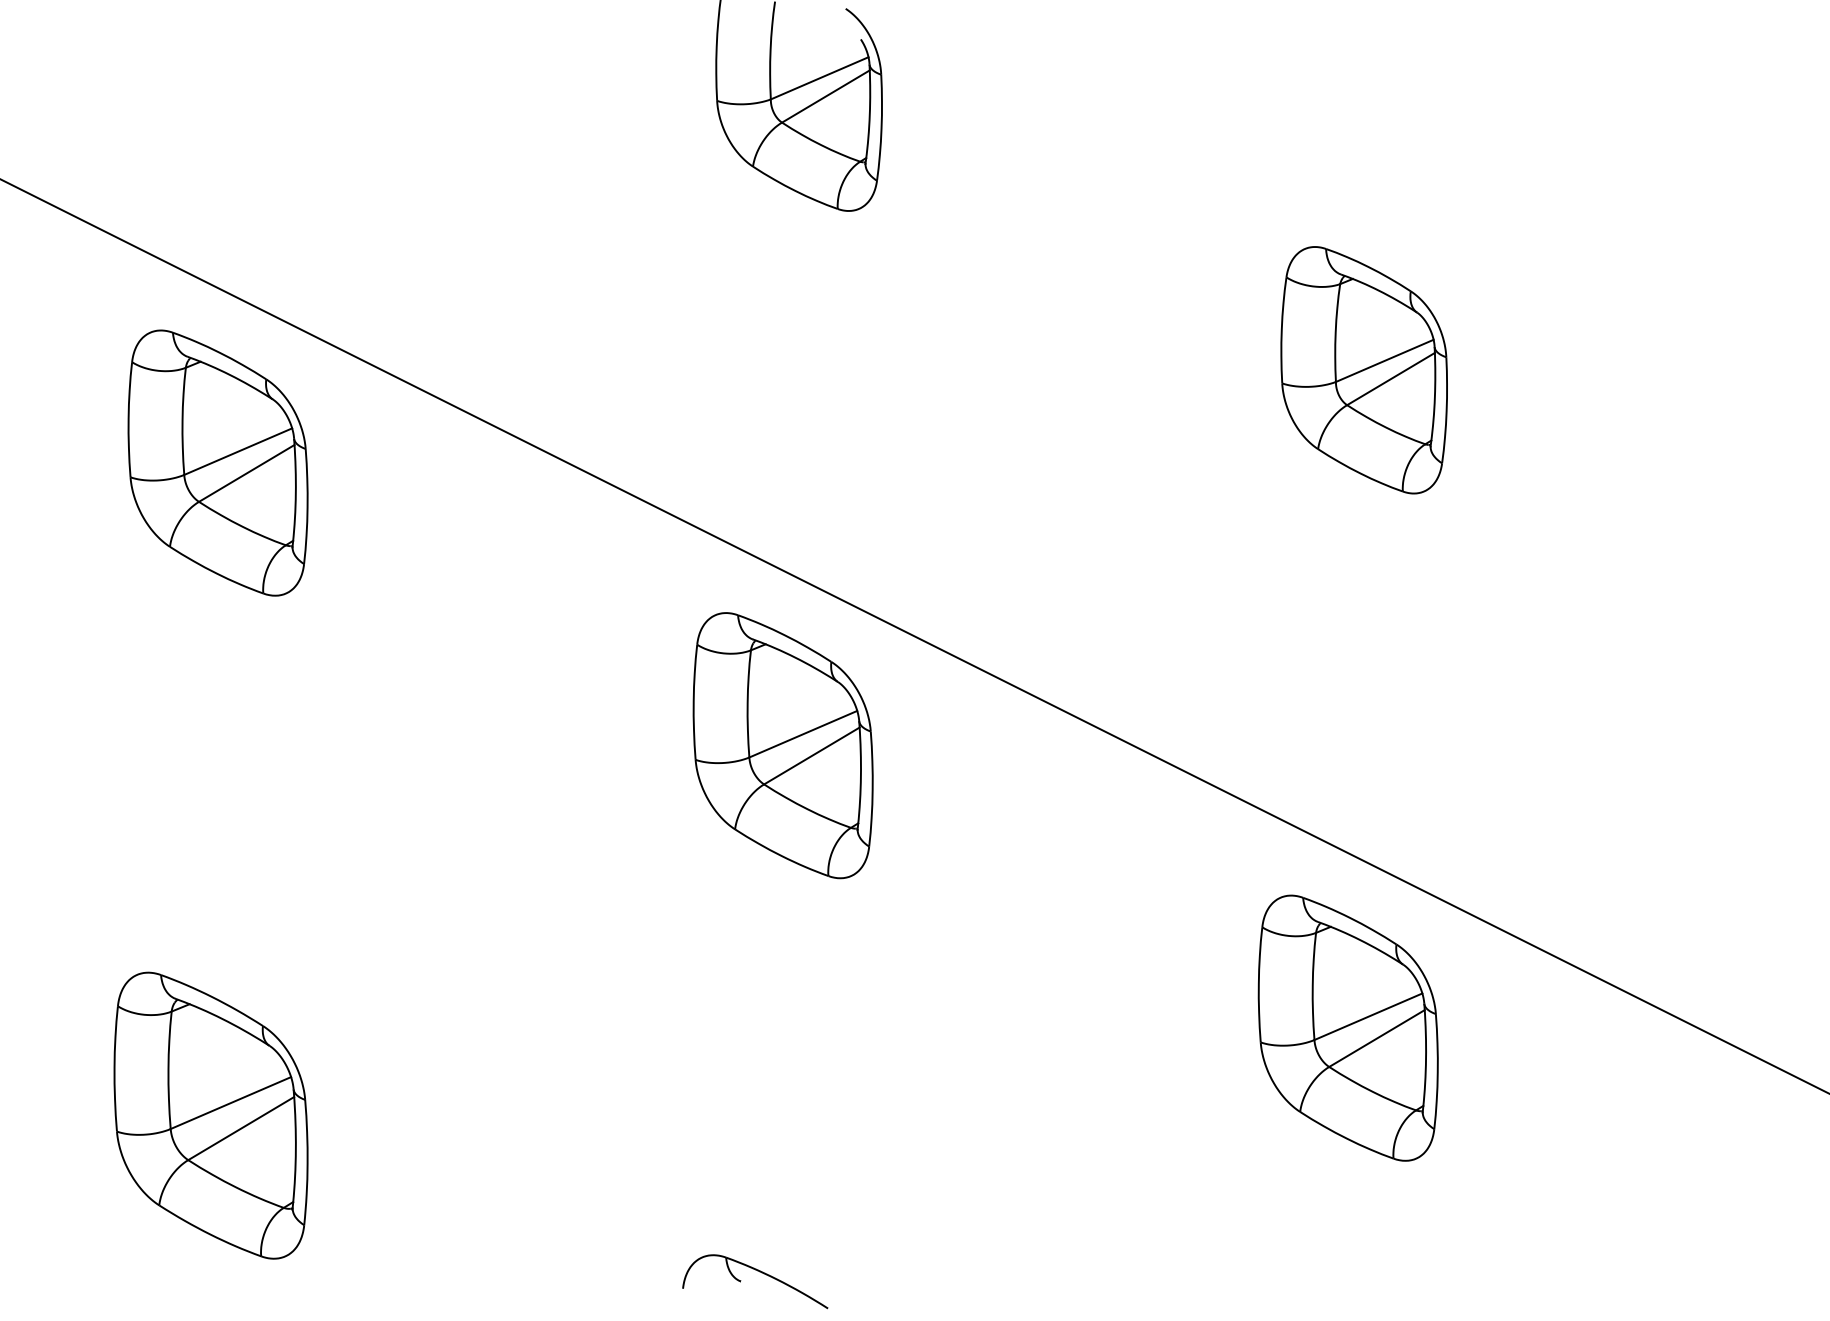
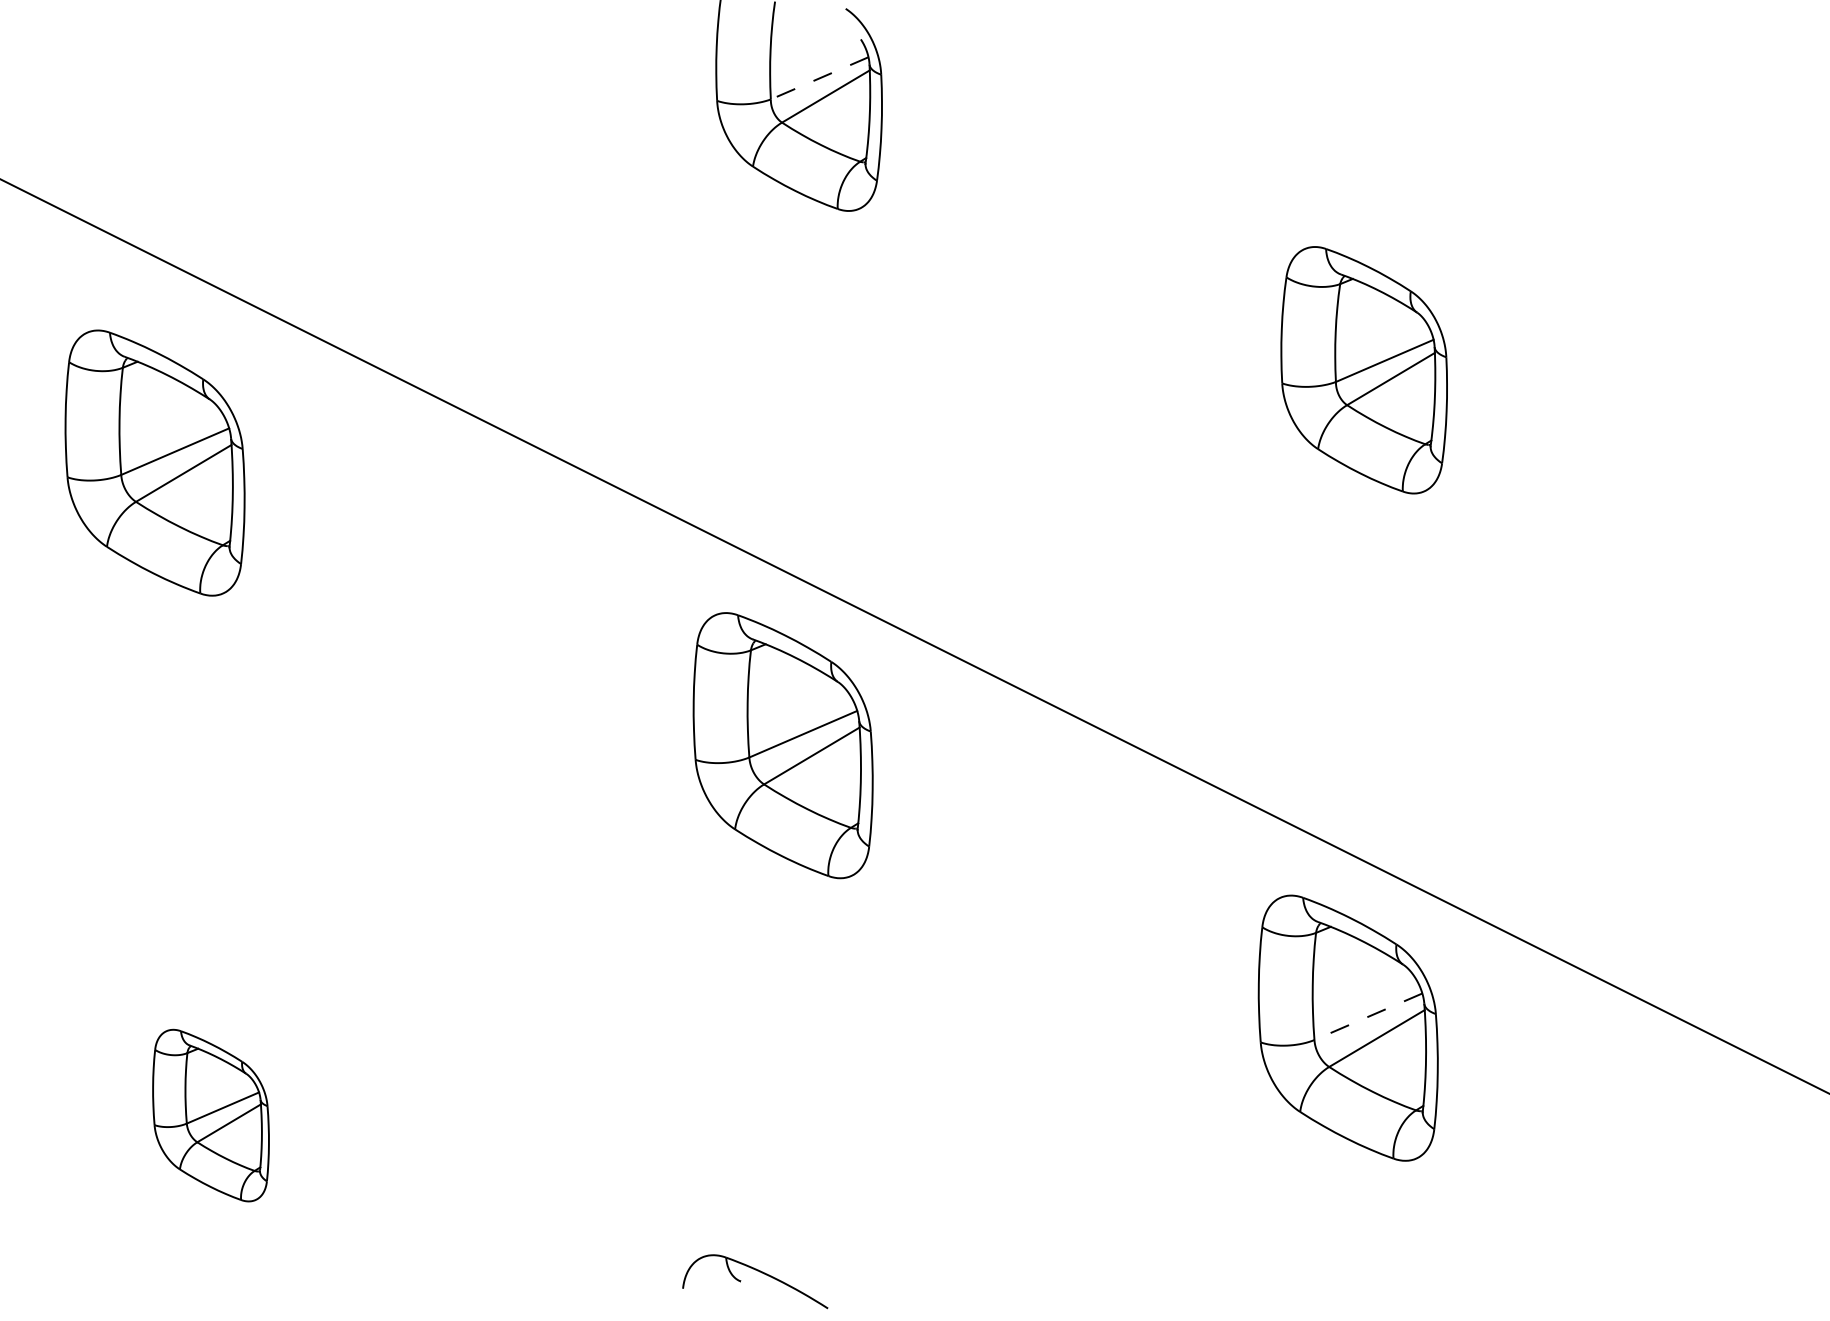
line: solid -> dashed (819, 78)
part position: (217, 462) -> (154, 462) (154, 462)
line: solid -> dashed (1368, 1016)
part size: 196x289 px -> 118x175 px (210, 1115)
